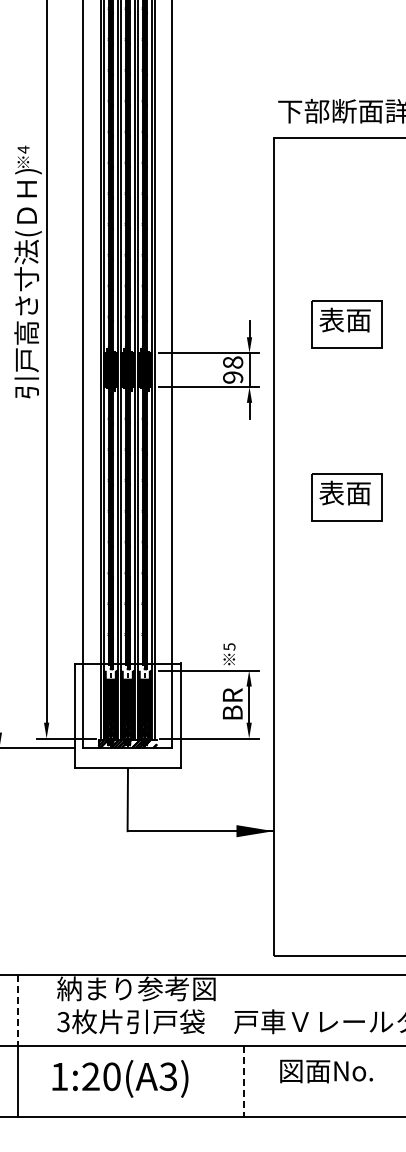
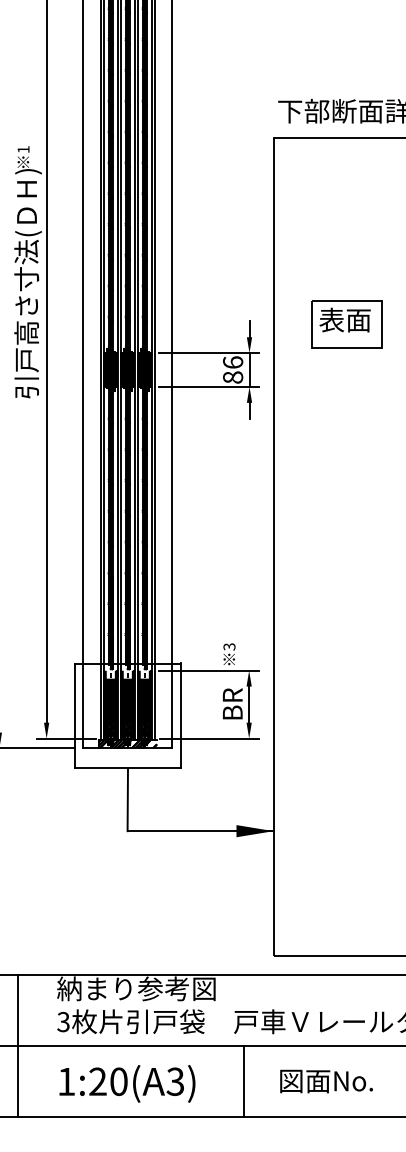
text: 4 -> 1 (23, 149)
text: 98 -> 86 (233, 369)
part: present -> none (346, 497)
text: 5 -> 3 (228, 646)
line: dashed -> solid (17, 1010)
text position: (326, 1071) -> (326, 1081) (326, 1081)
text position: (120, 1078) -> (127, 1083) (127, 1083)
line: dashed -> solid (244, 1081)
